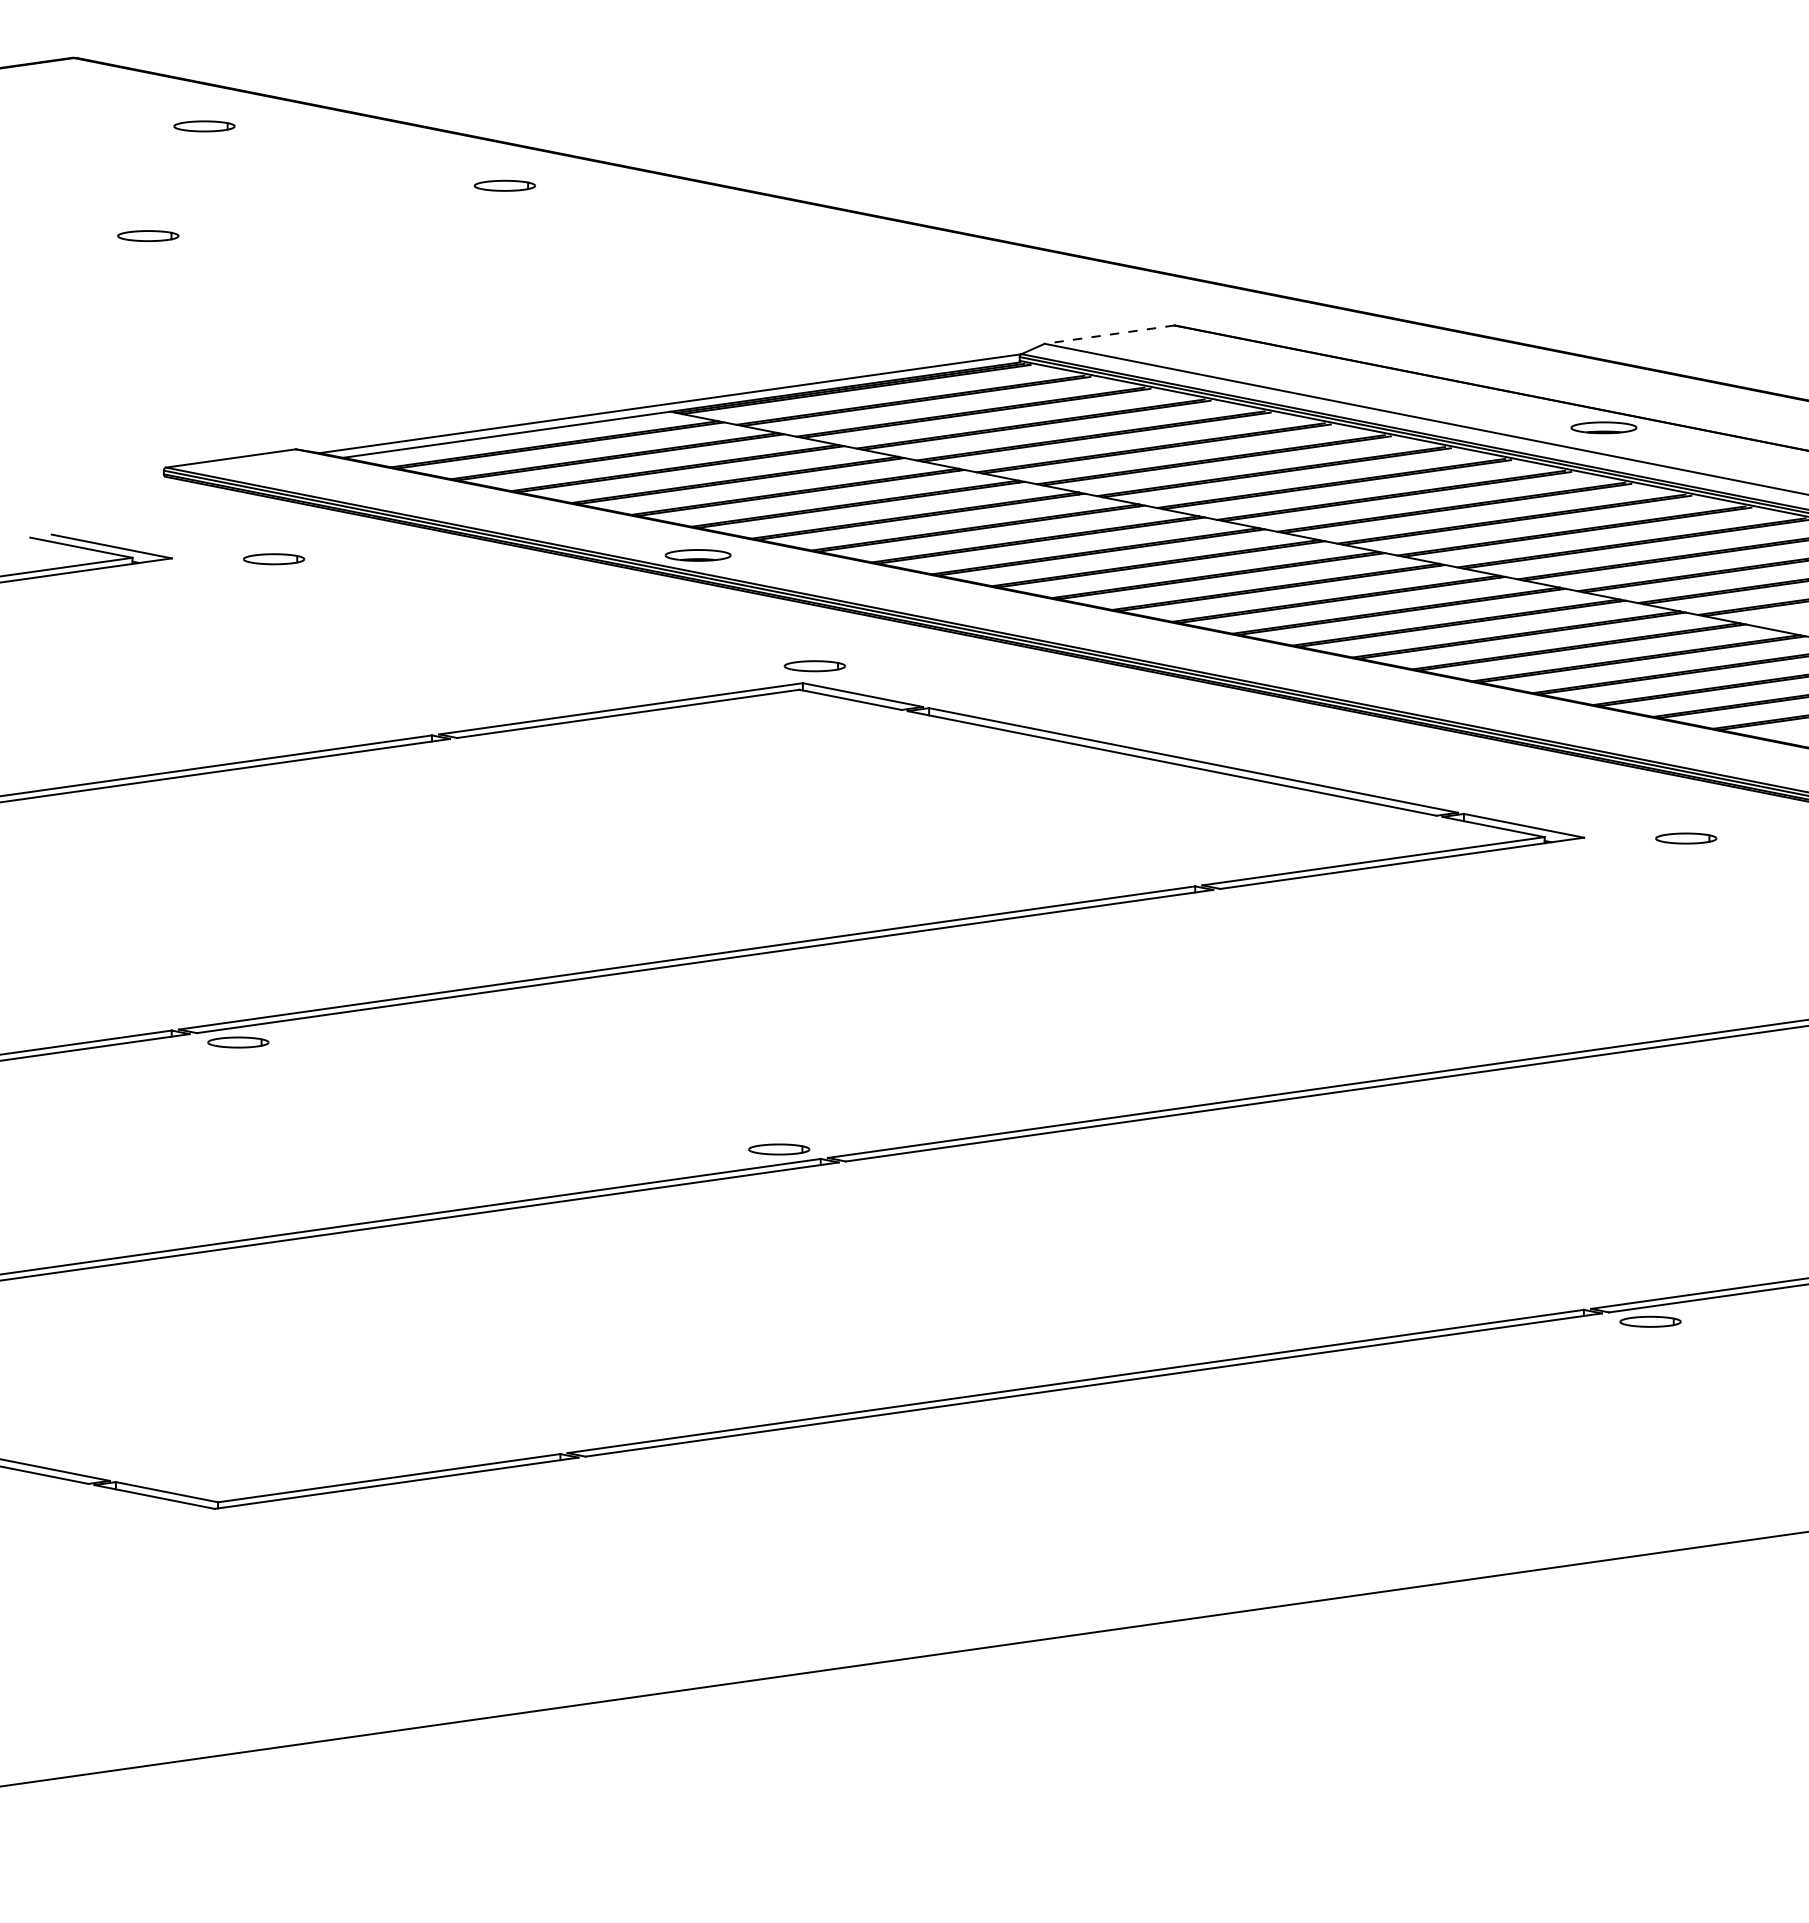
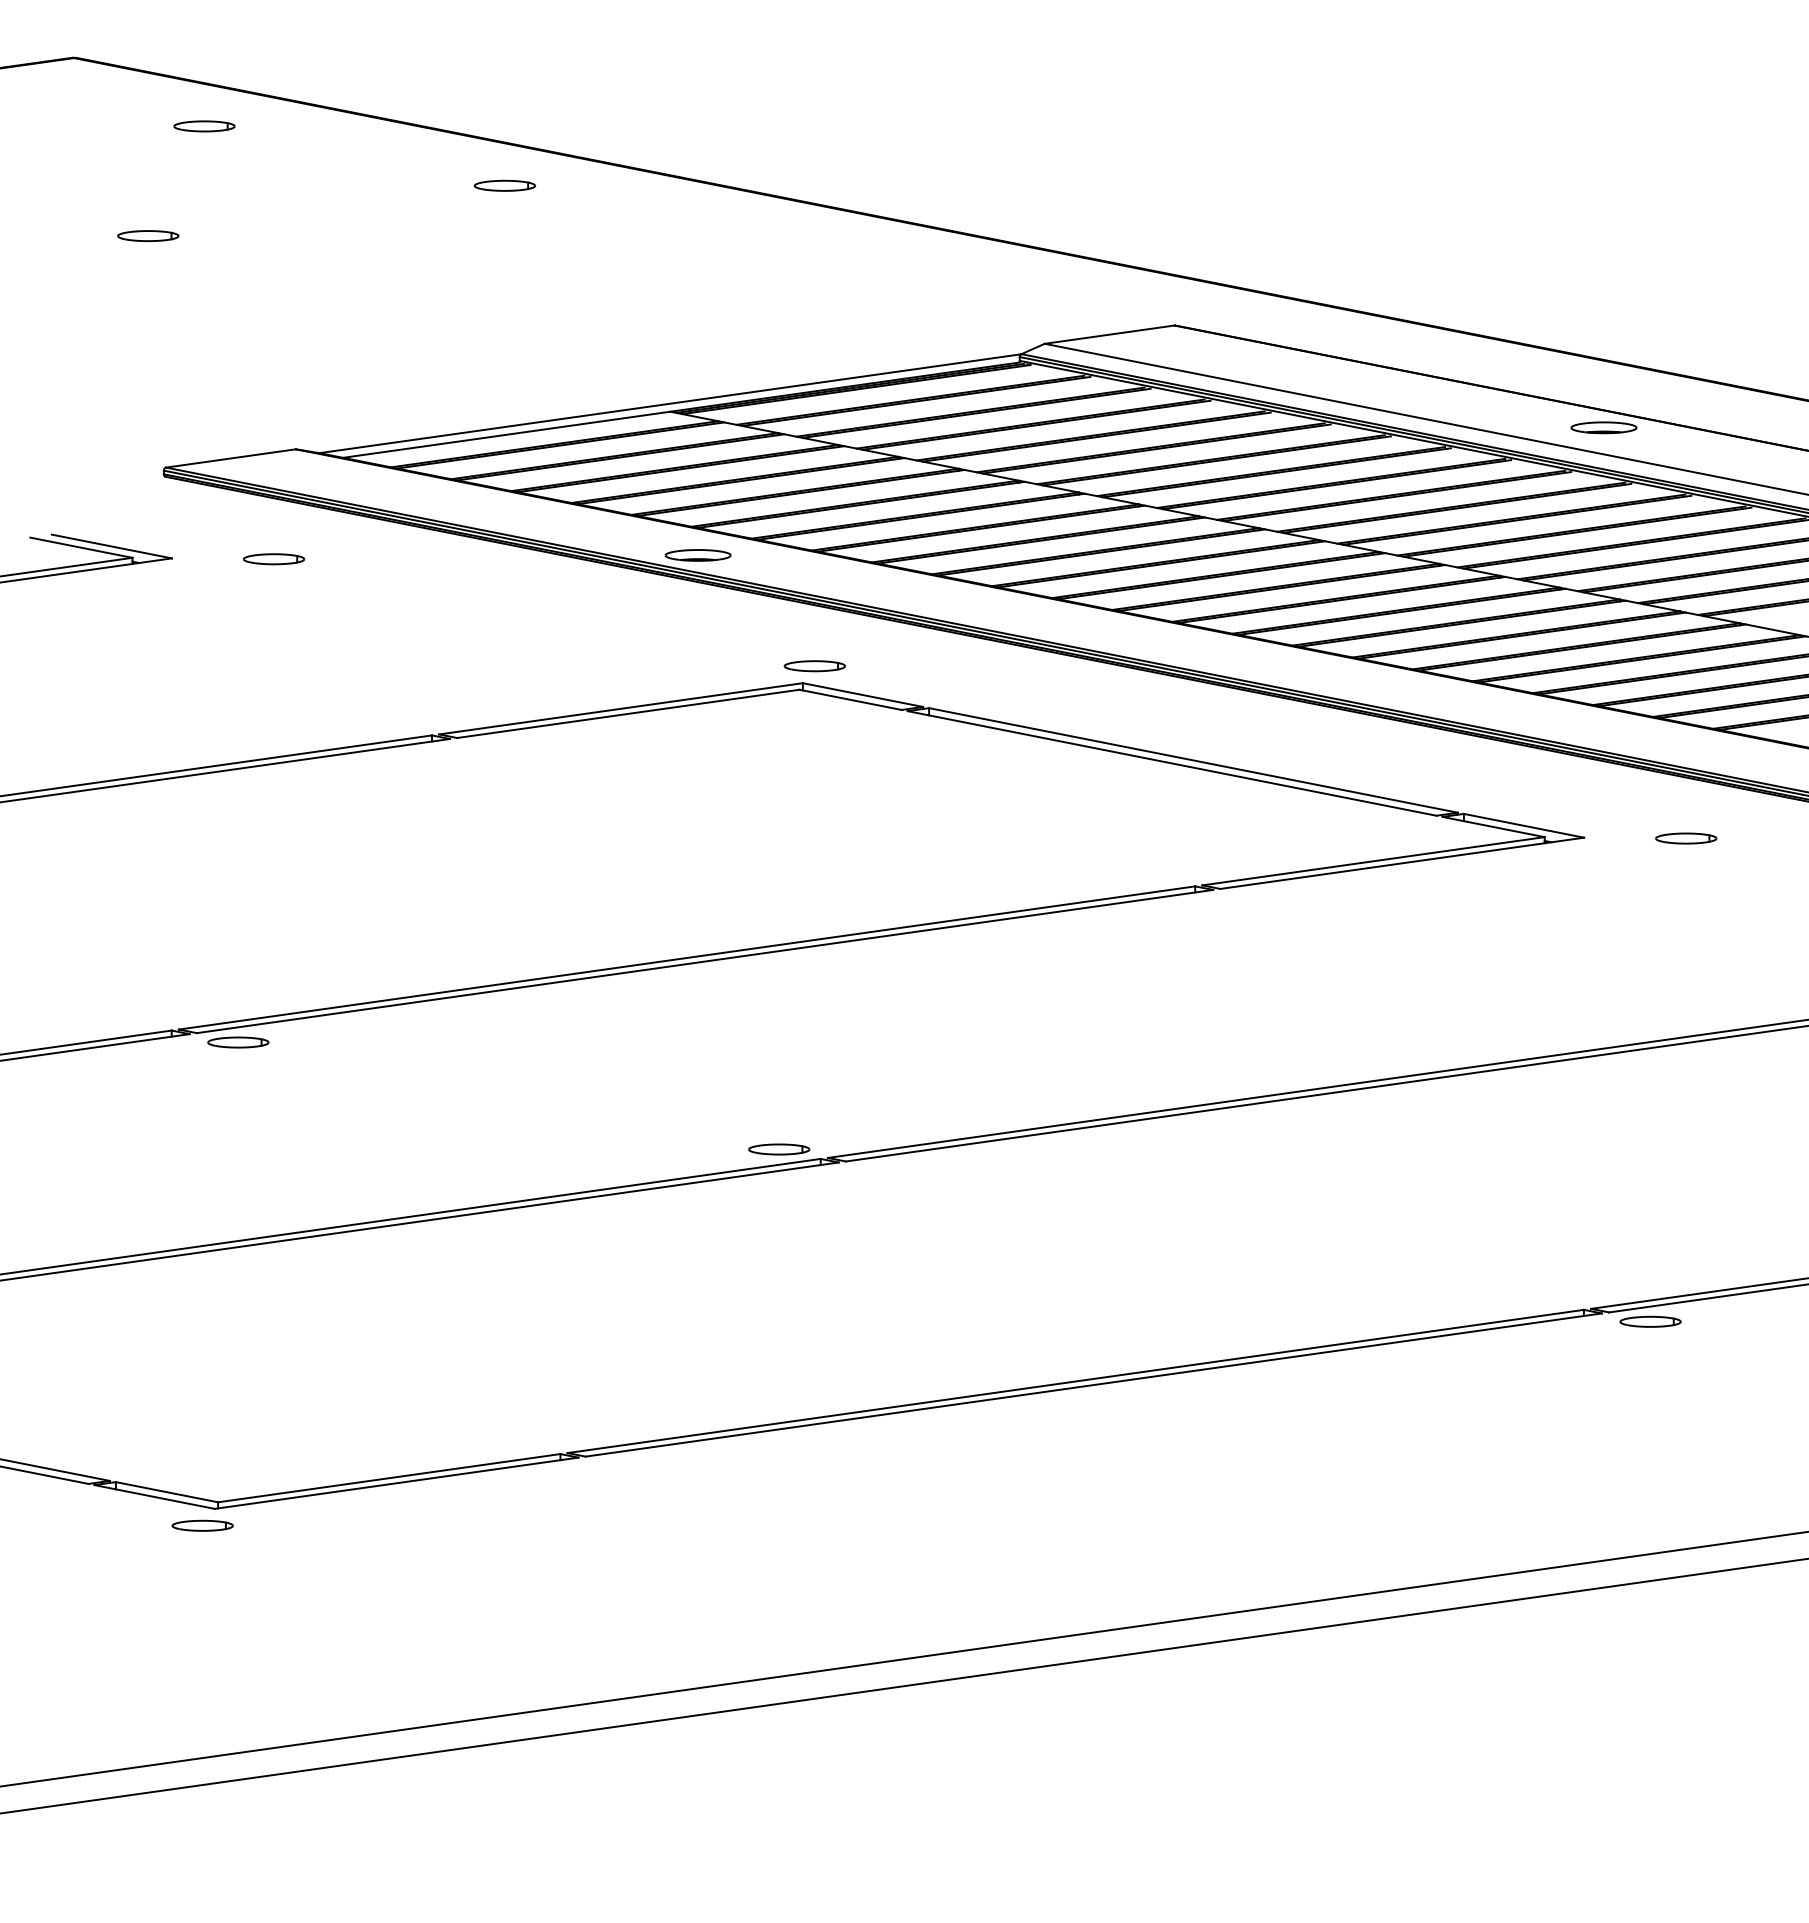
line: dashed -> solid (1109, 334)
part: none -> present (202, 1525)
line: none -> present (903, 1686)
